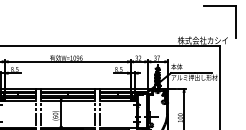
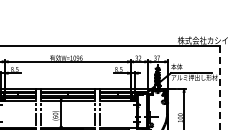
part: present -> none (219, 6)
line: solid -> dashed (220, 87)
